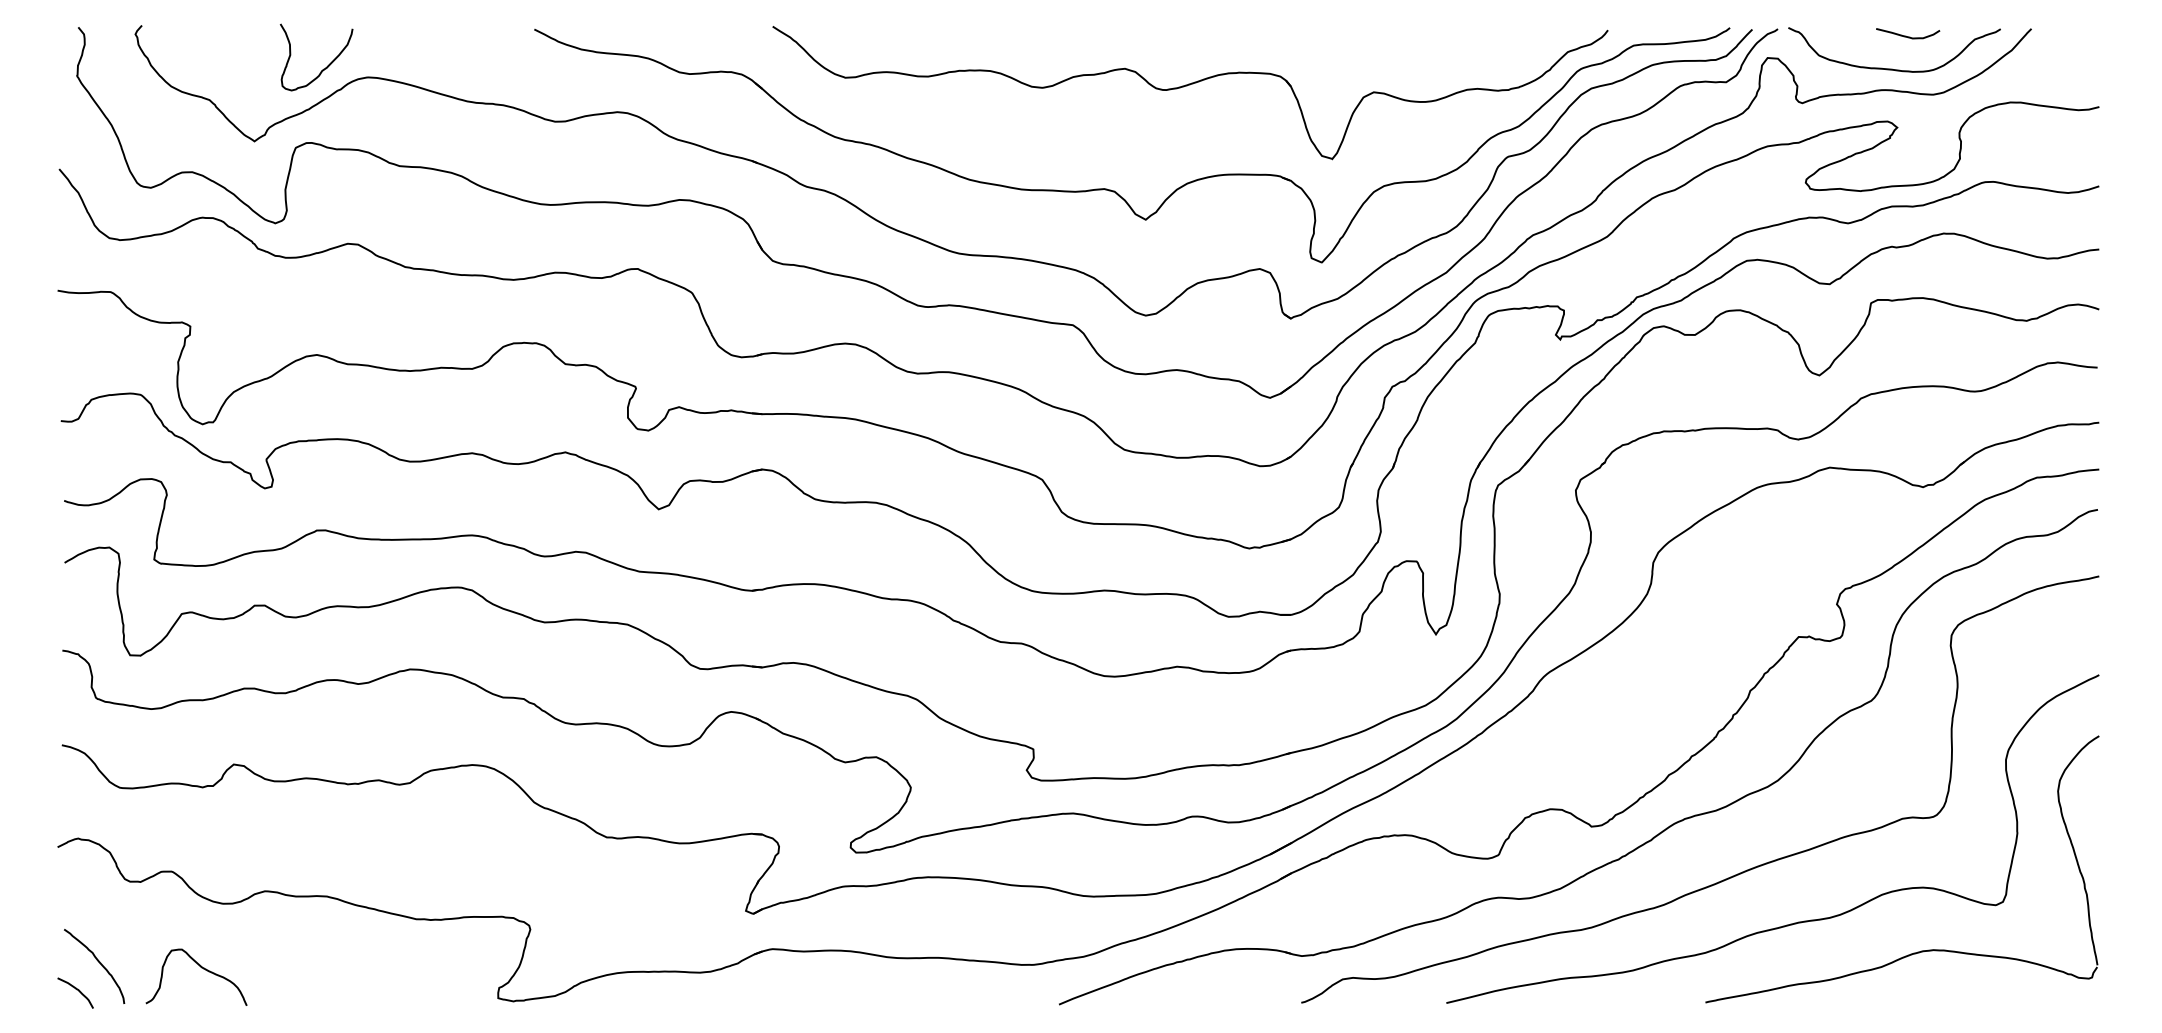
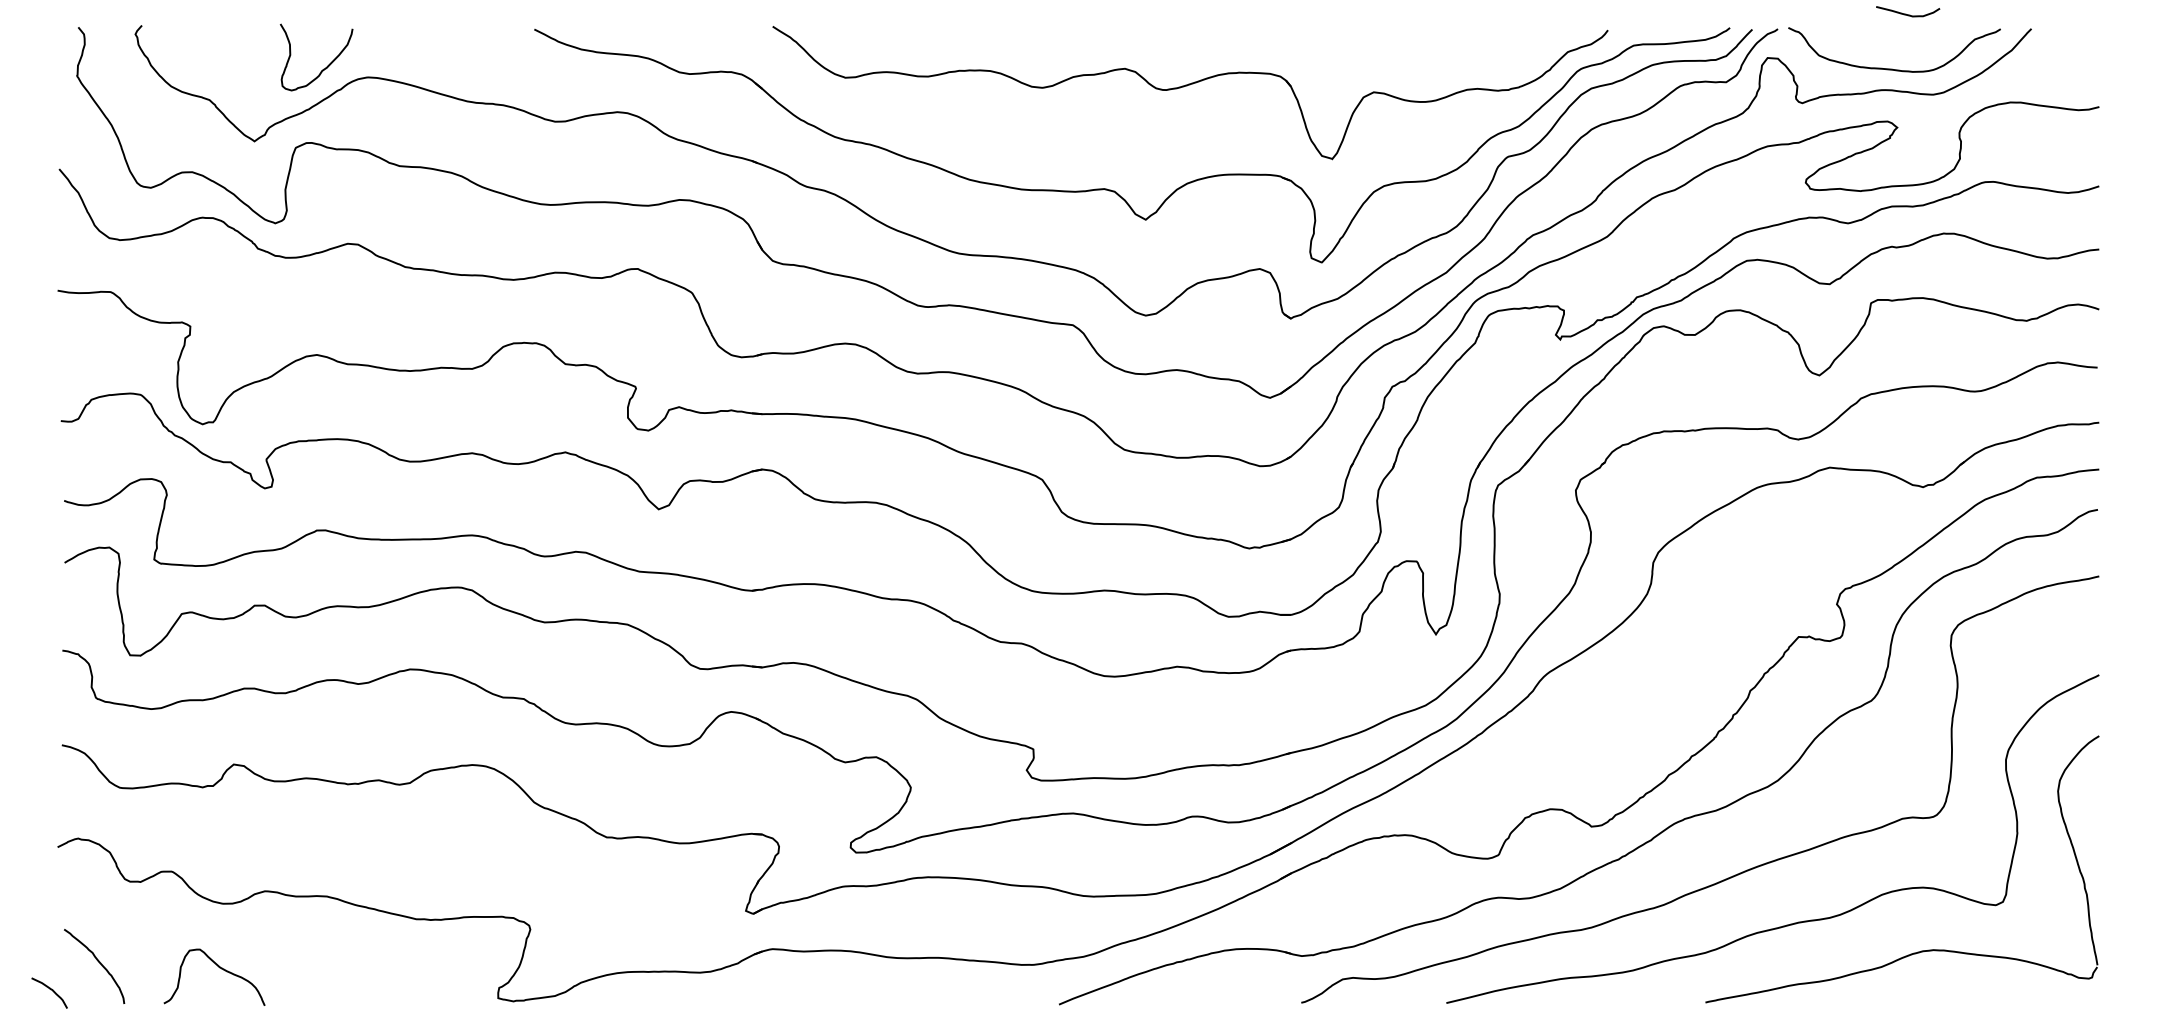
curve position: (1906, 35) -> (1906, 13) (1906, 13)
curve position: (201, 968) -> (219, 968) (219, 968)
curve position: (77, 990) -> (51, 990) (51, 990)
